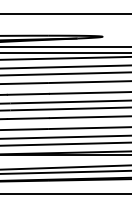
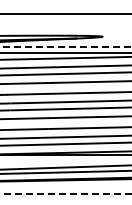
line: solid -> dashed (65, 46)
line: solid -> dashed (66, 193)
